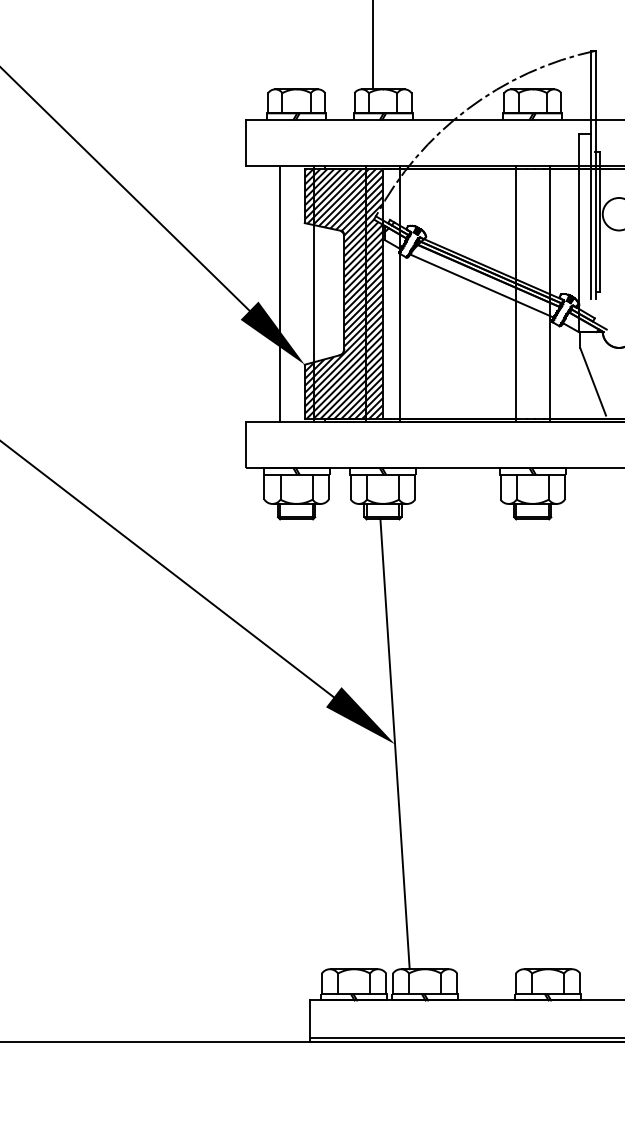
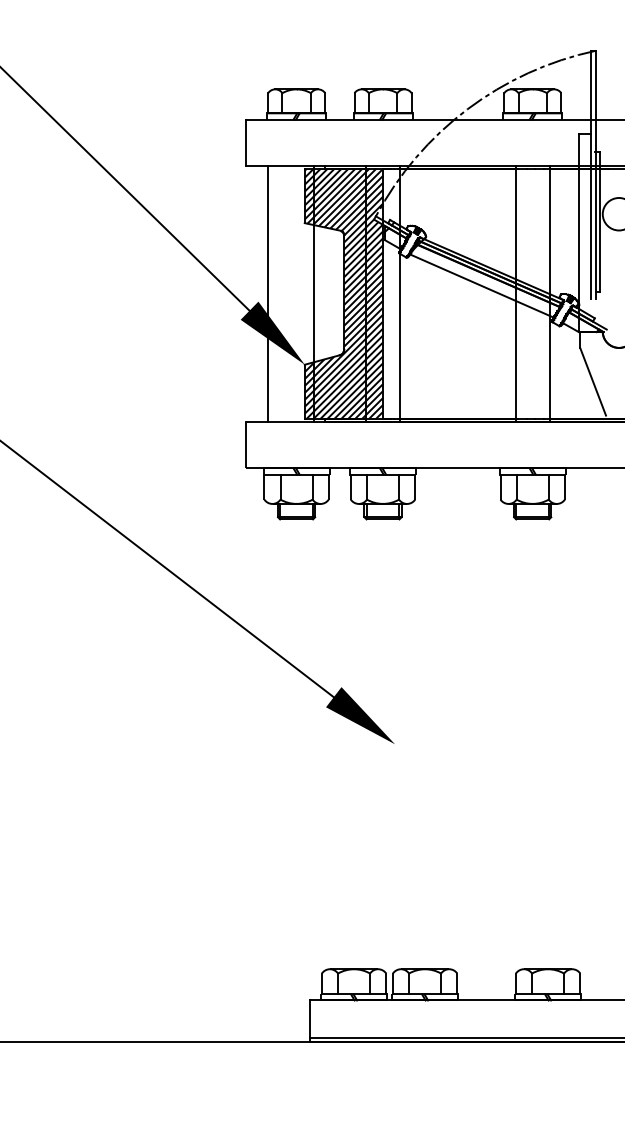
line: present -> none (373, 45)
line position: (279, 293) -> (267, 293) (267, 293)
line: present -> none (394, 744)
